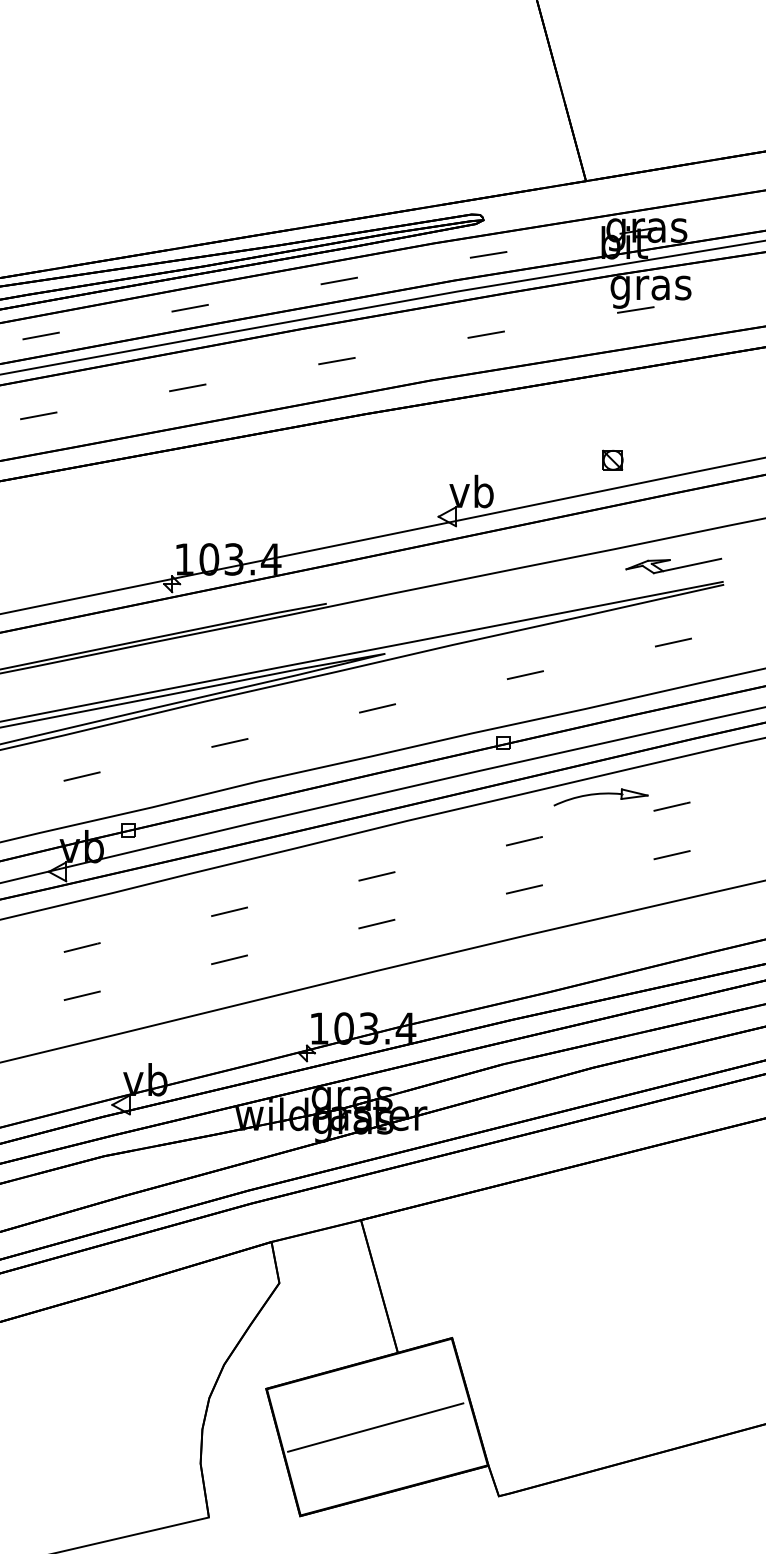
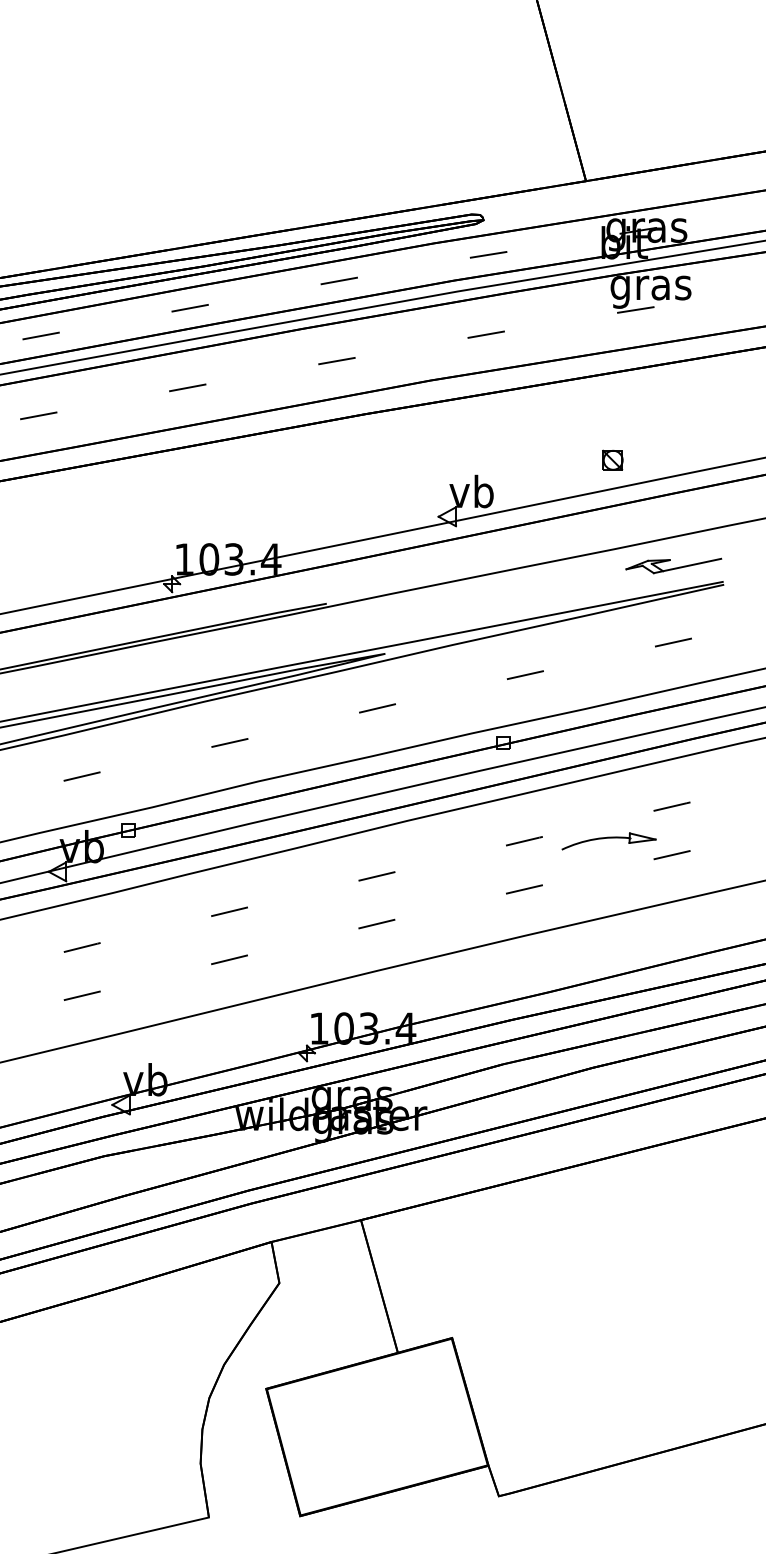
part position: (600, 797) -> (608, 841) (608, 841)
line: present -> none (375, 1427)
